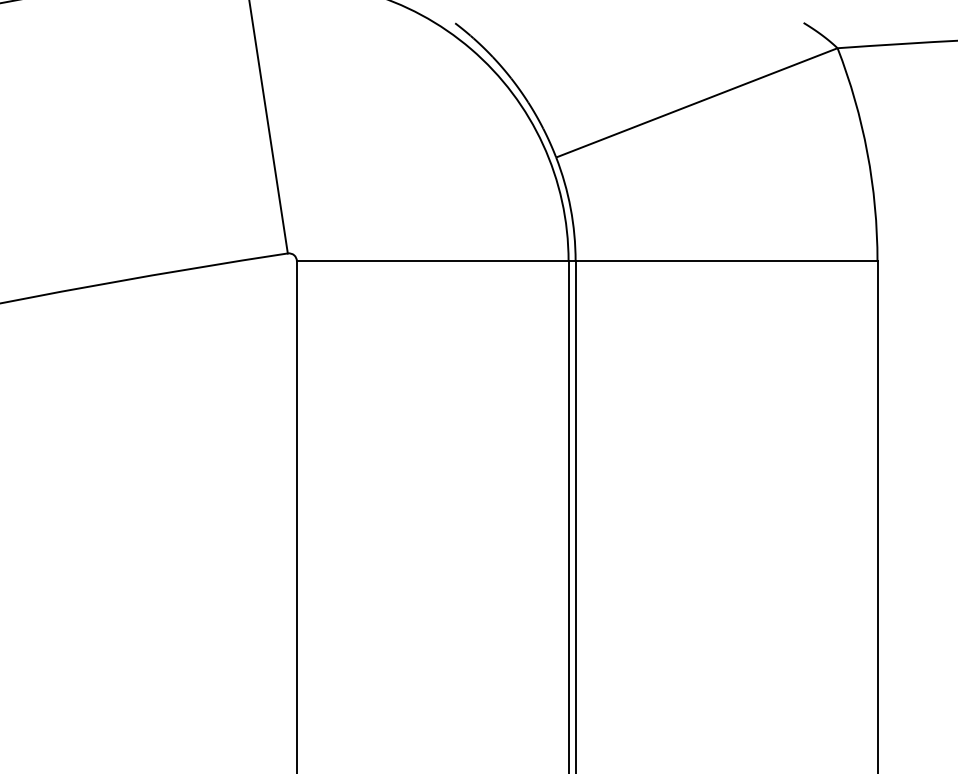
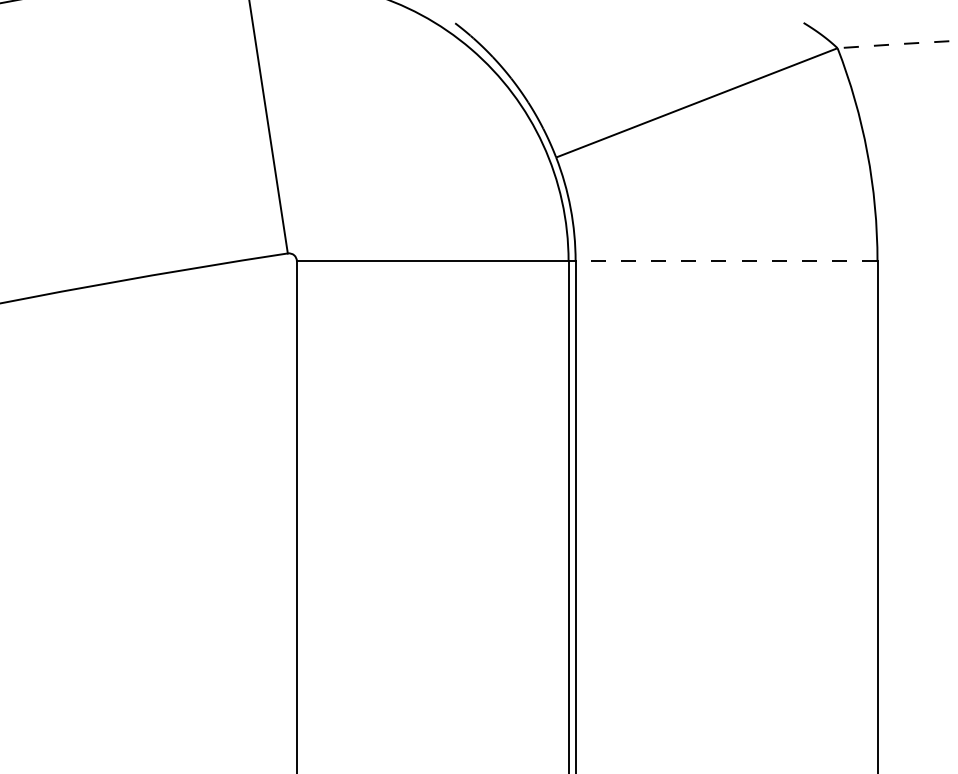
arc: solid -> dashed (898, 44)
line: solid -> dashed (726, 261)
